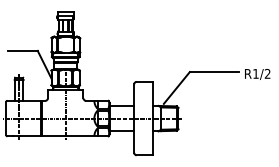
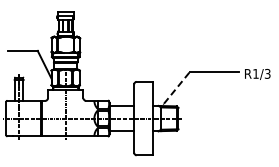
text: R1/2 -> R1/3 (267, 73)
line: solid -> dashed (177, 87)
